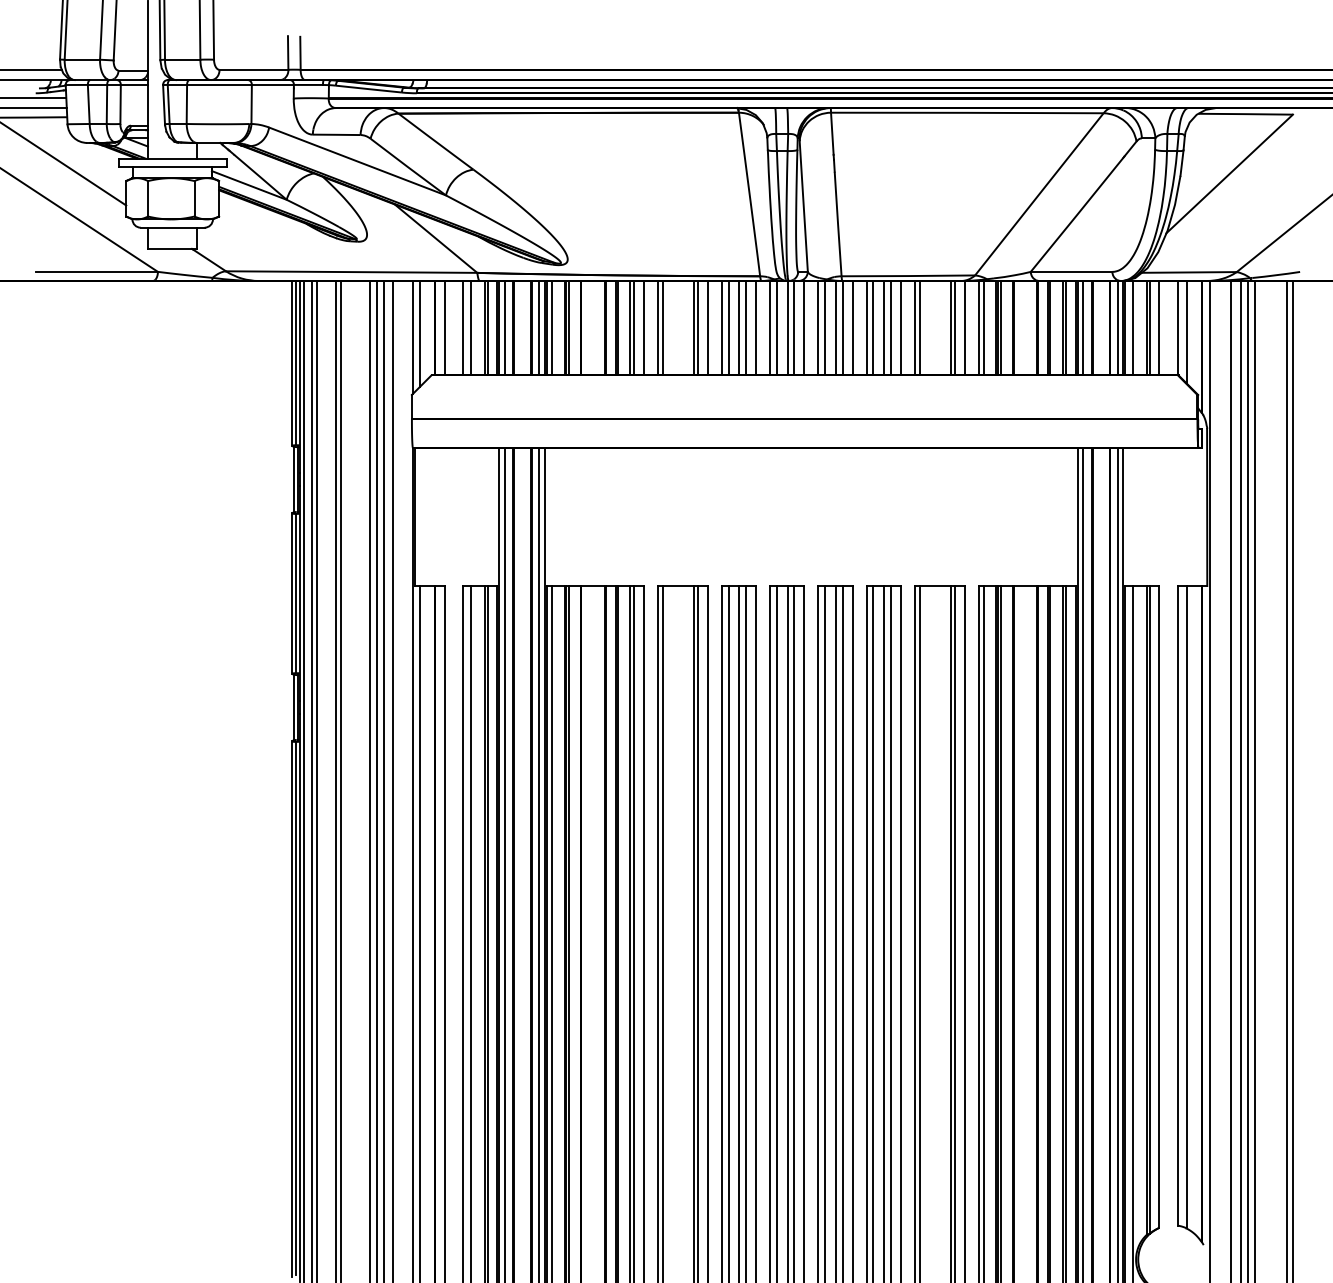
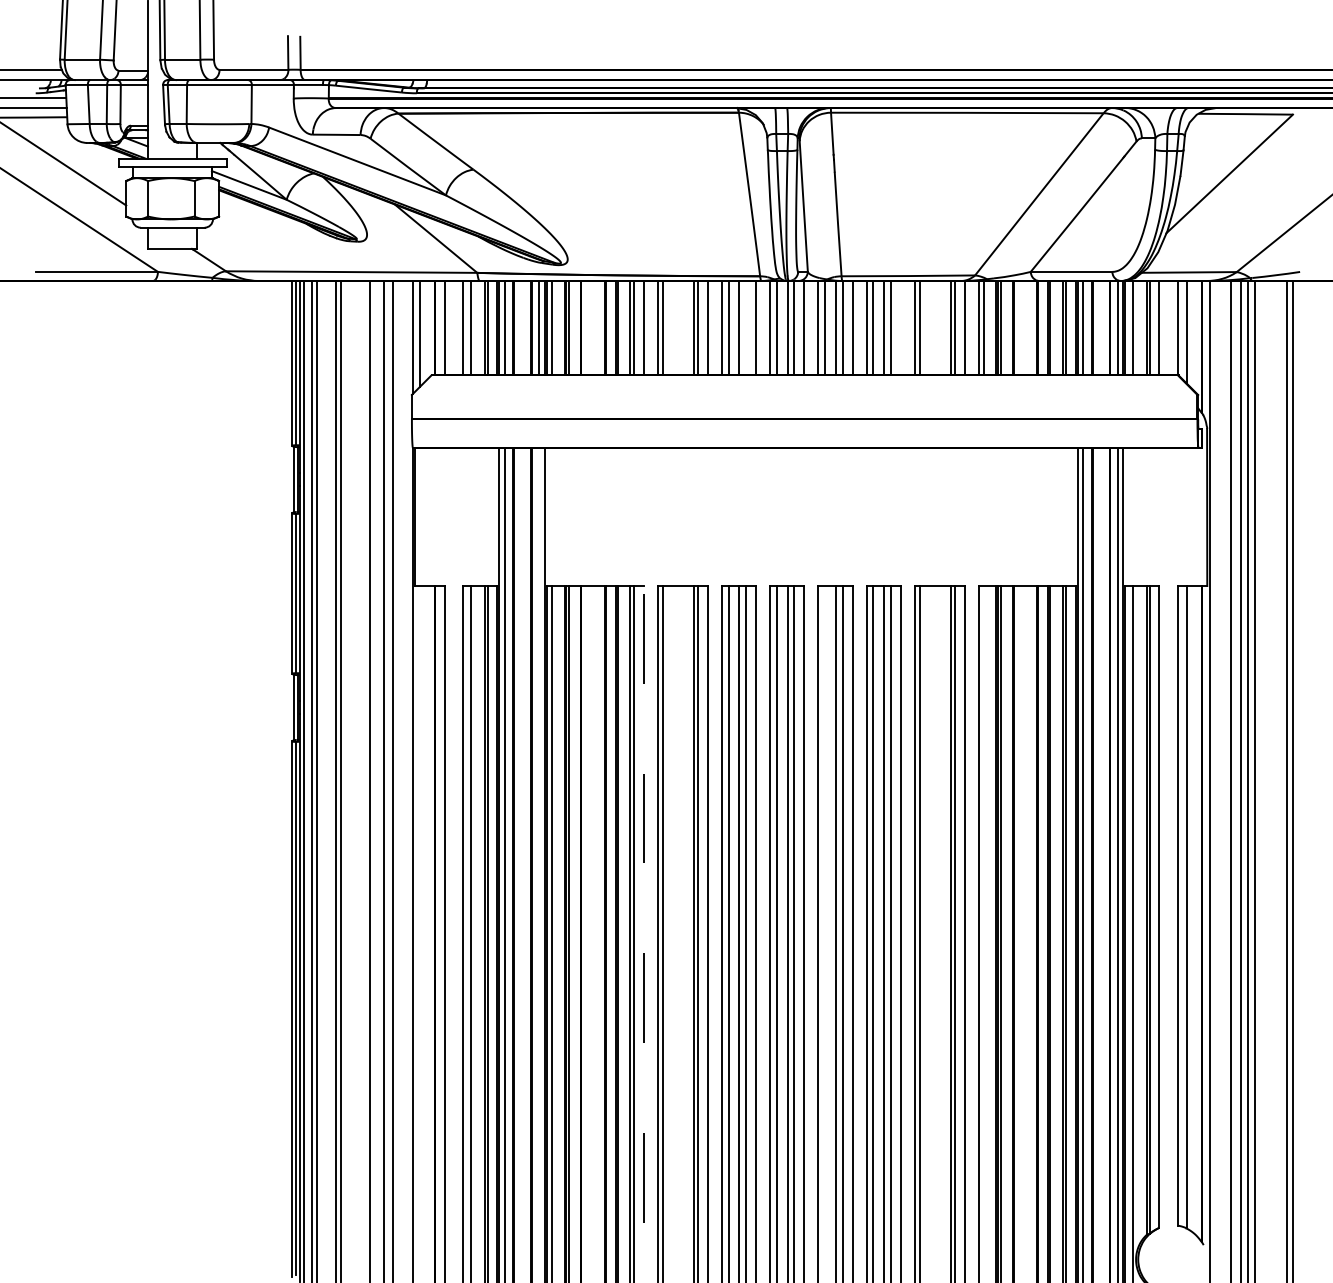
line: present -> none (746, 327)
line: present -> none (900, 327)
line: present -> none (376, 780)
line: present -> none (539, 863)
line: present -> none (419, 932)
line: present -> none (825, 932)
line: present -> none (983, 932)
line: solid -> dashed (643, 933)
